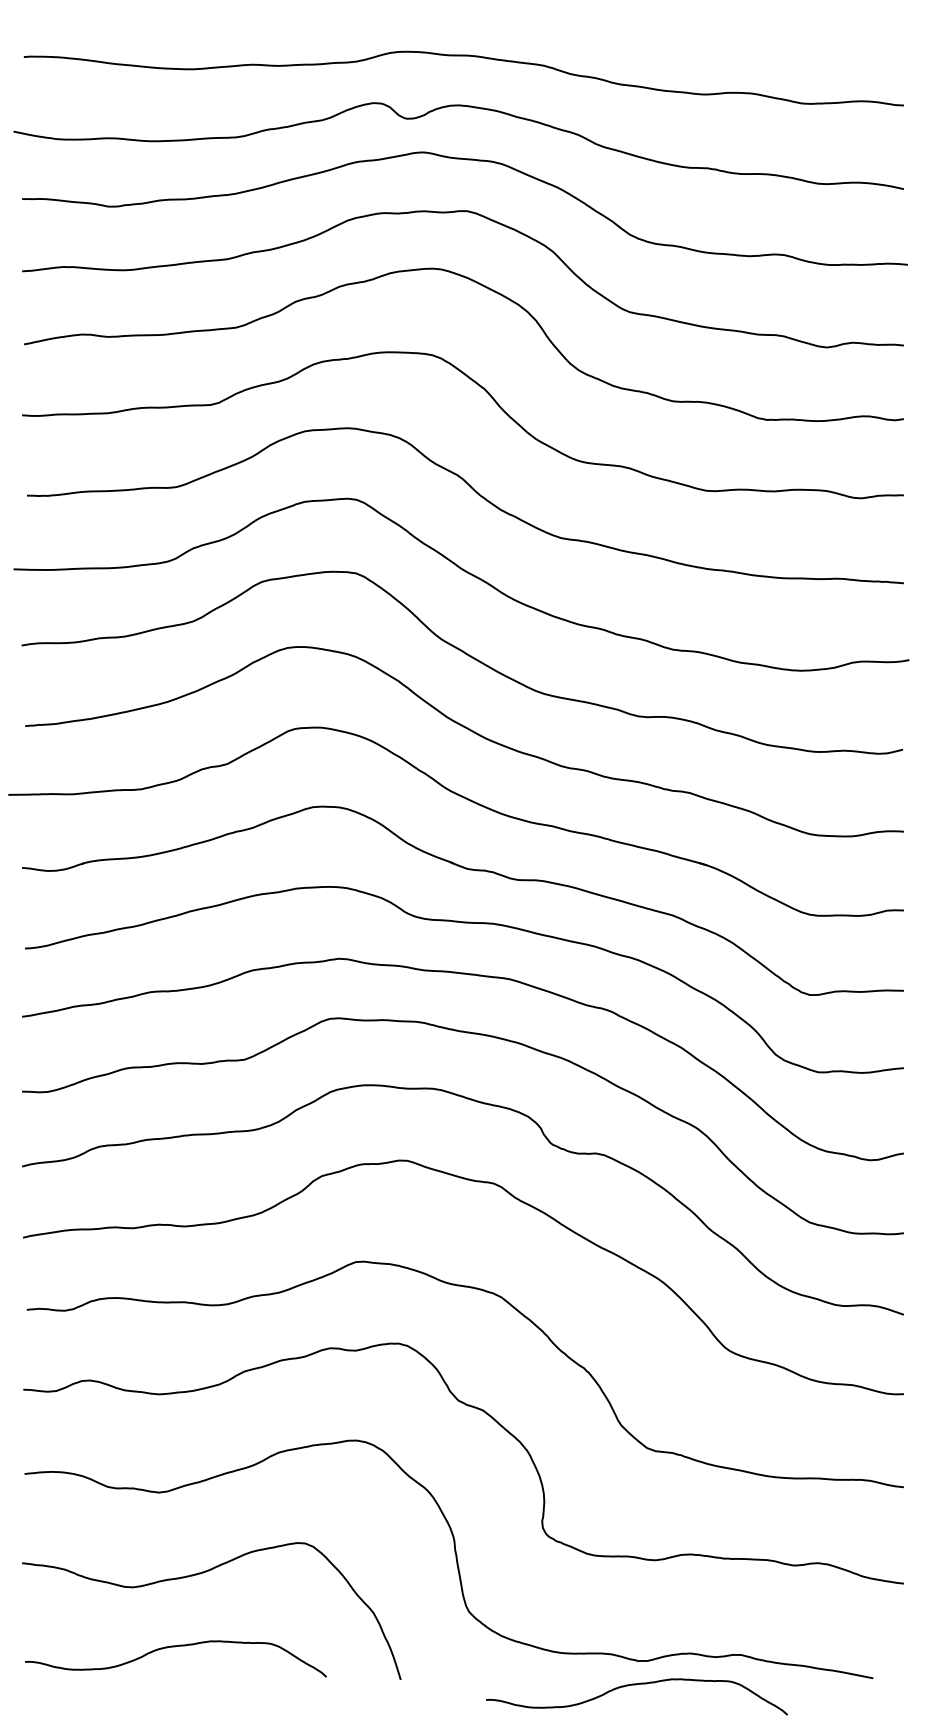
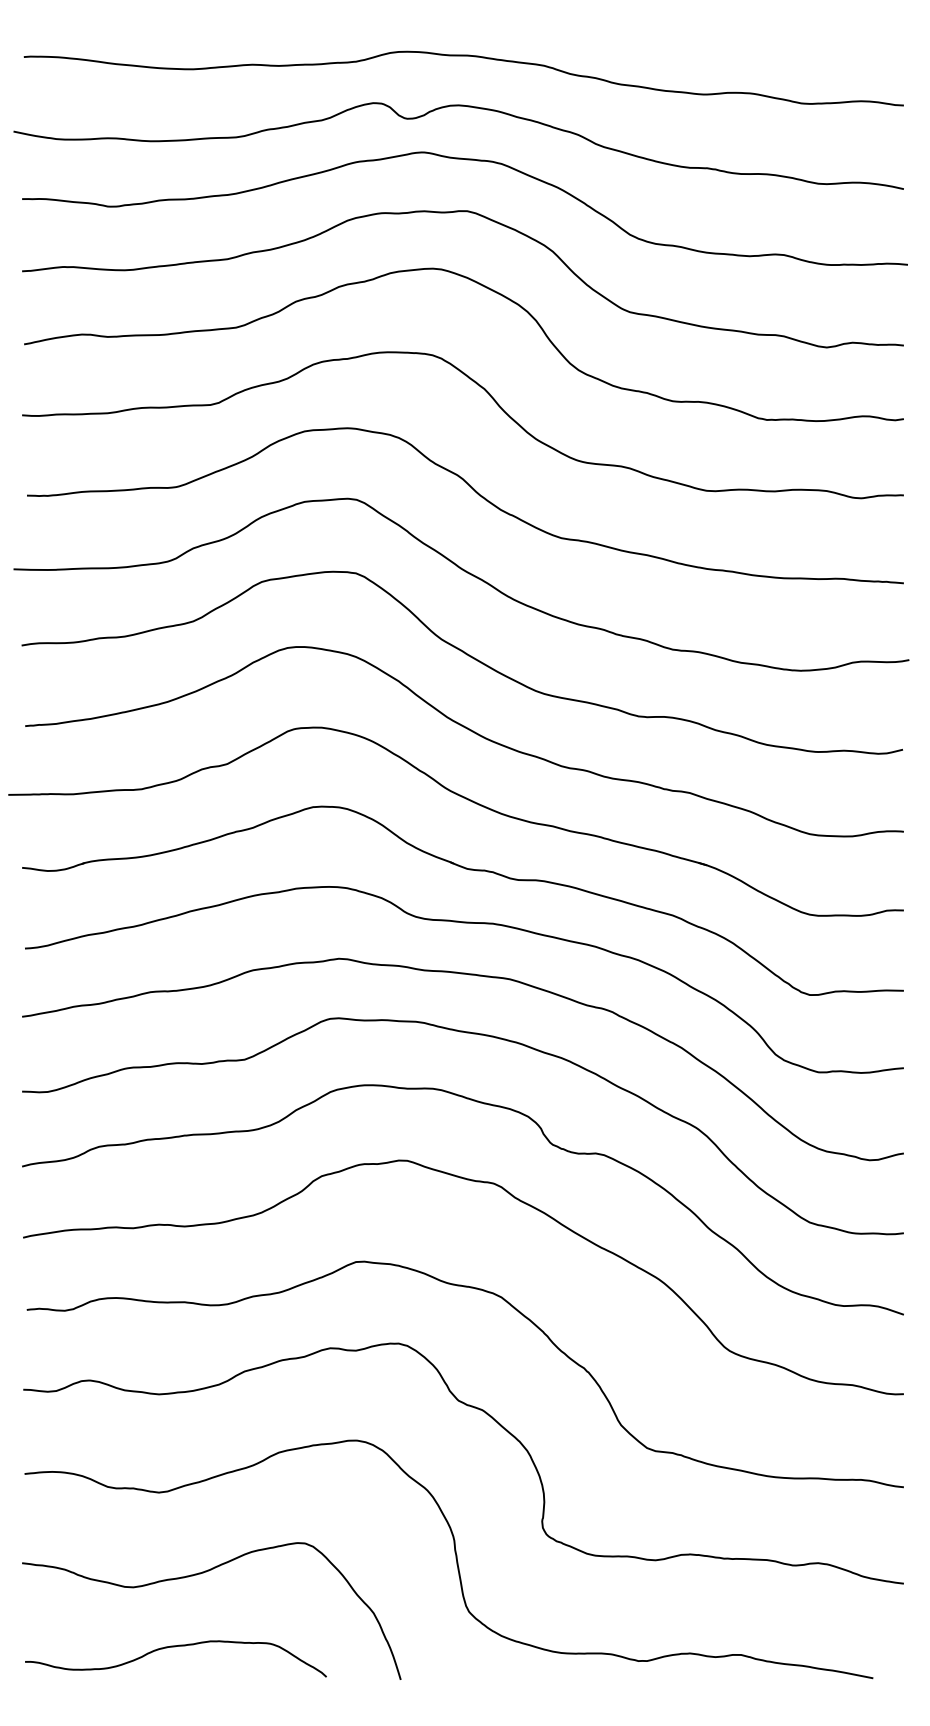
curve: present -> none (636, 1685)
